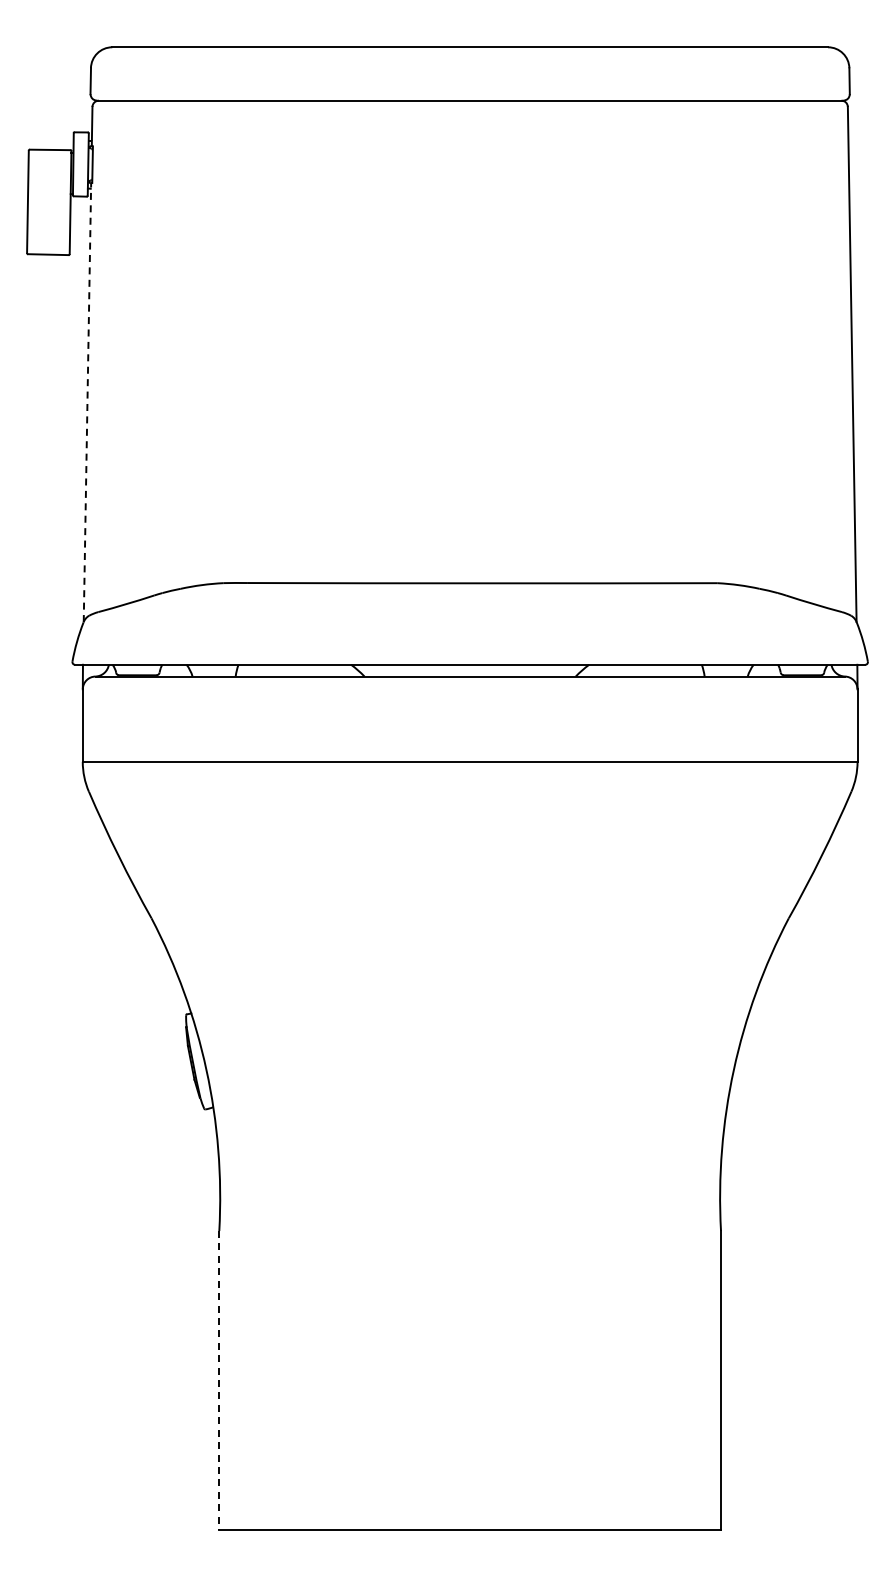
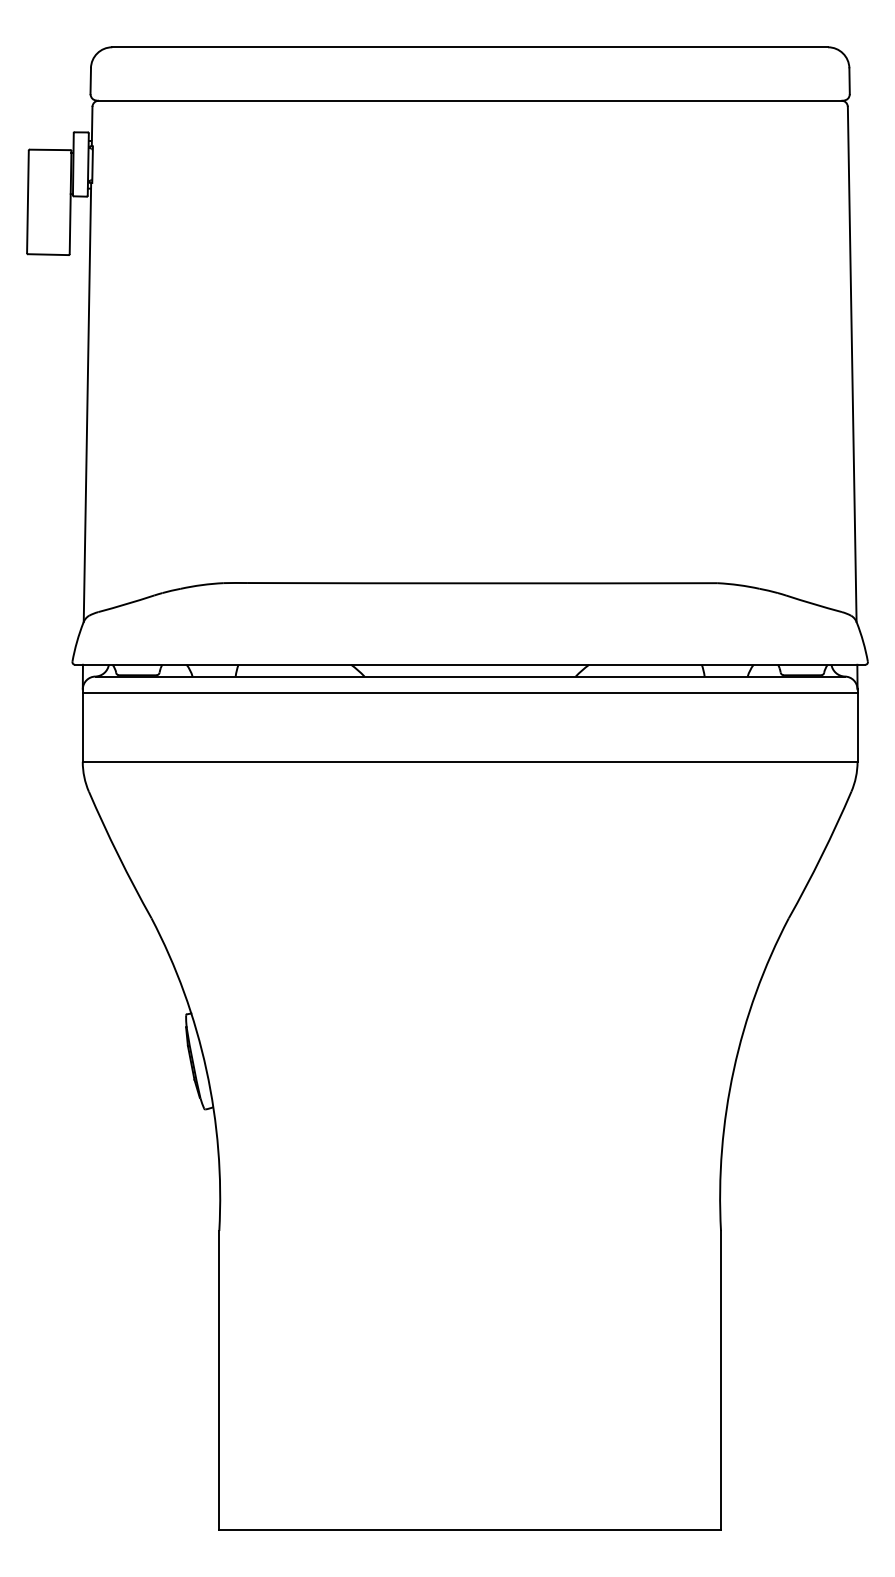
line: dashed -> solid (87, 402)
line: none -> present (469, 692)
line: dashed -> solid (219, 1380)
